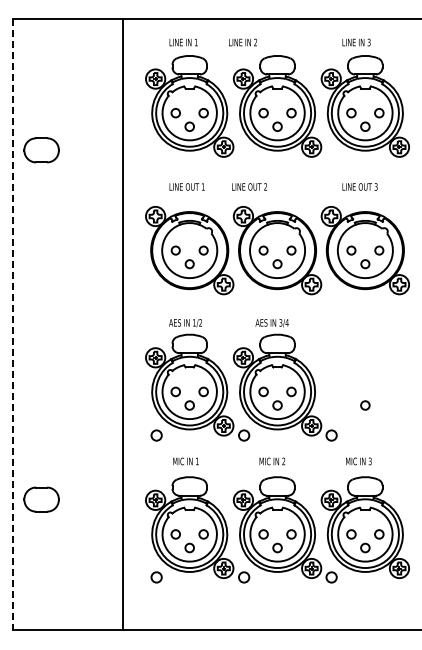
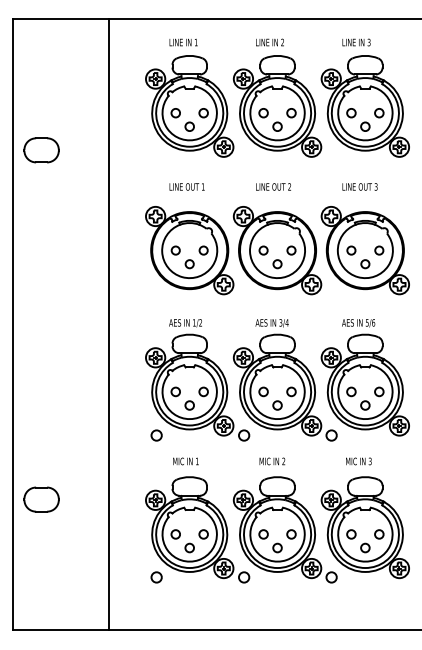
text position: (242, 42) -> (269, 42) (269, 42)
text position: (249, 186) -> (273, 186) (273, 186)
line: dashed -> solid (12, 324)
line position: (123, 324) -> (109, 324) (109, 324)
part: none -> present (364, 377)
